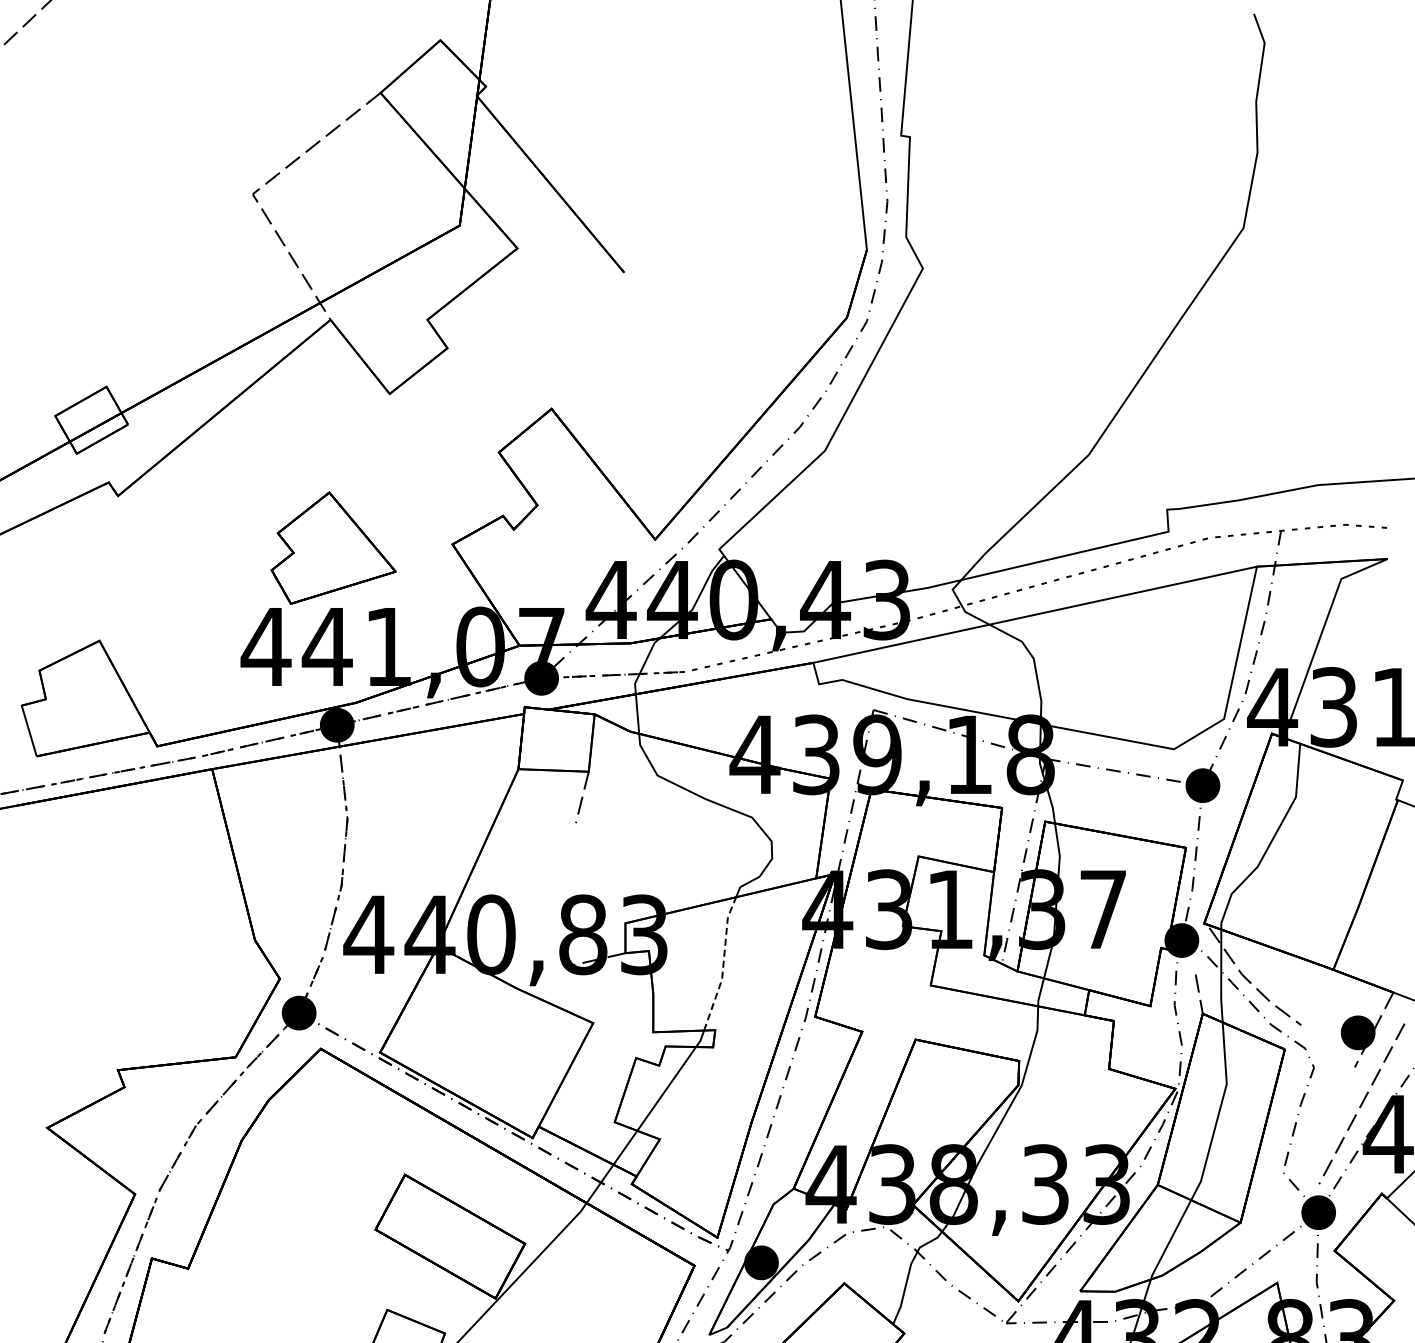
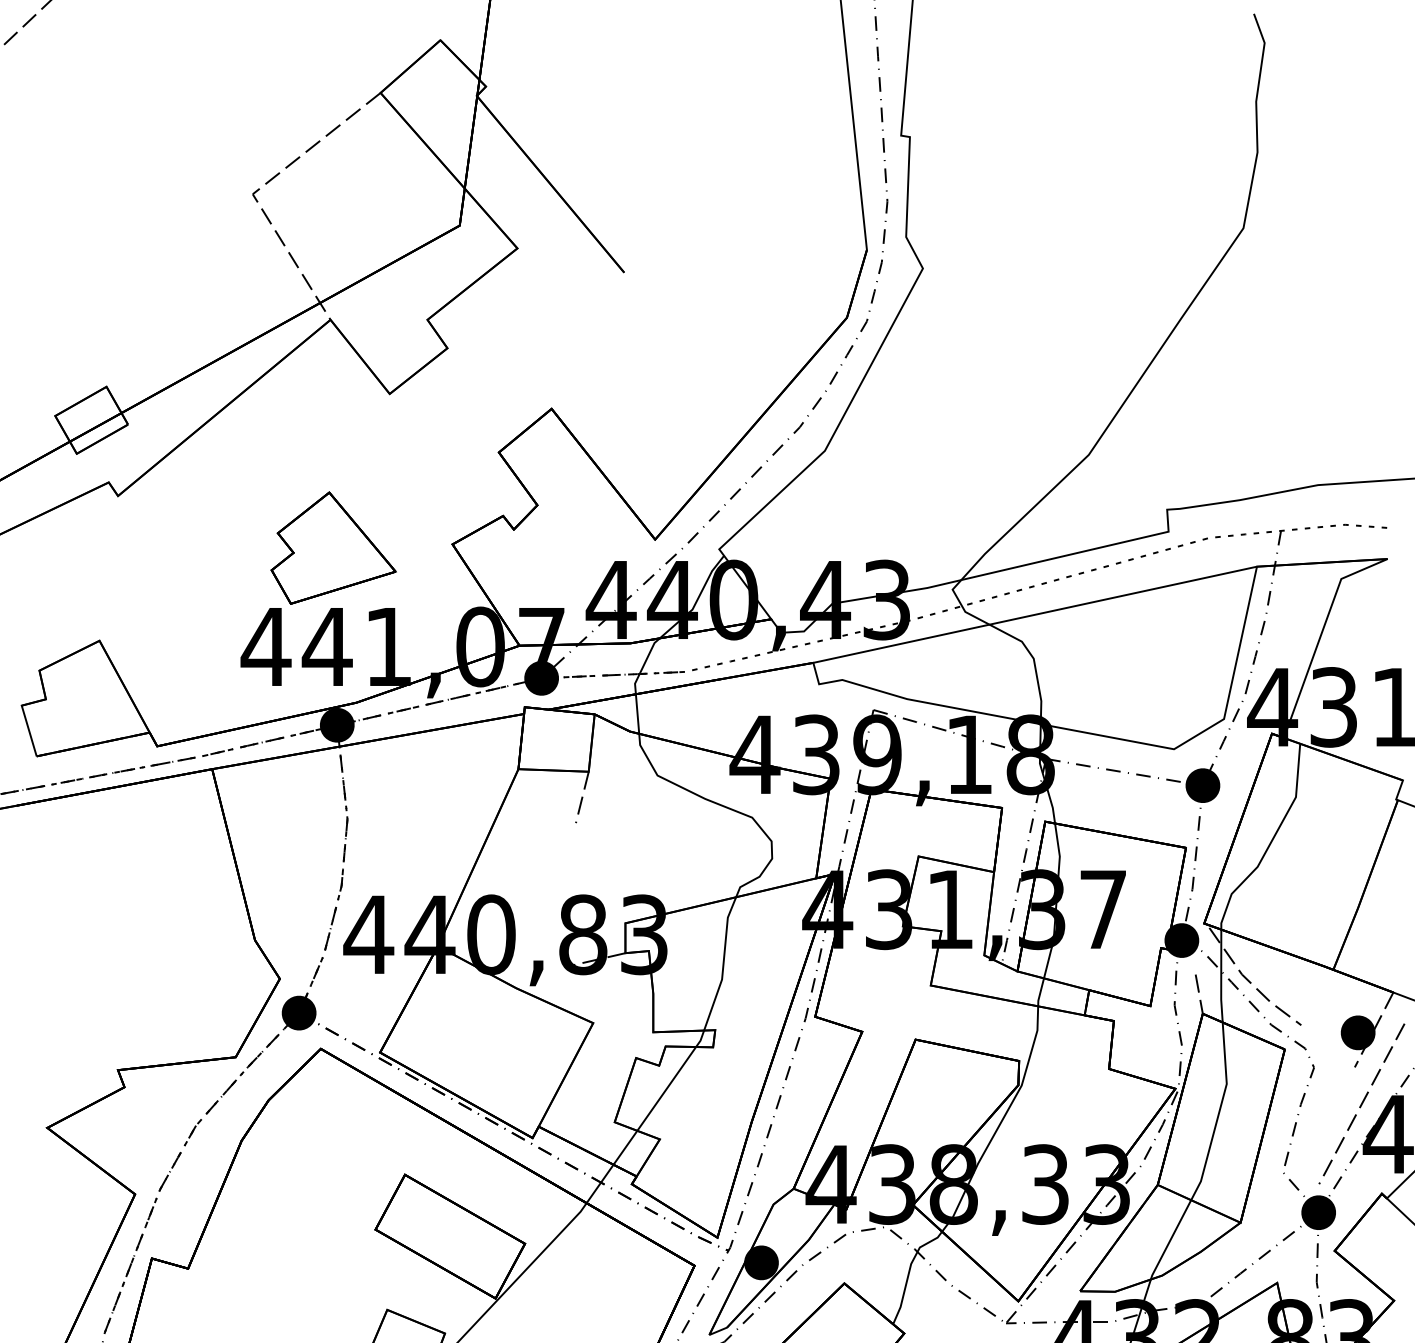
line: dashed -> solid (723, 963)
